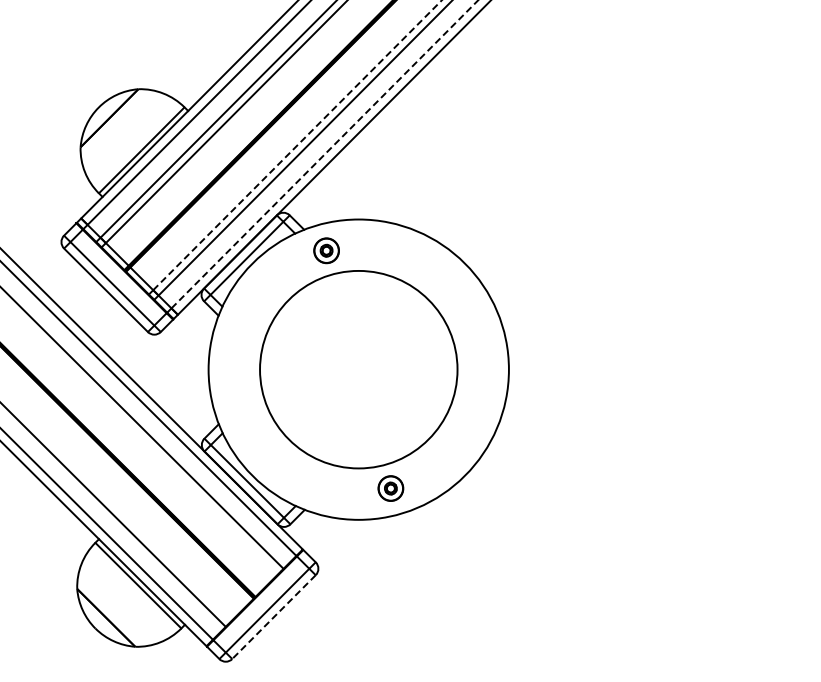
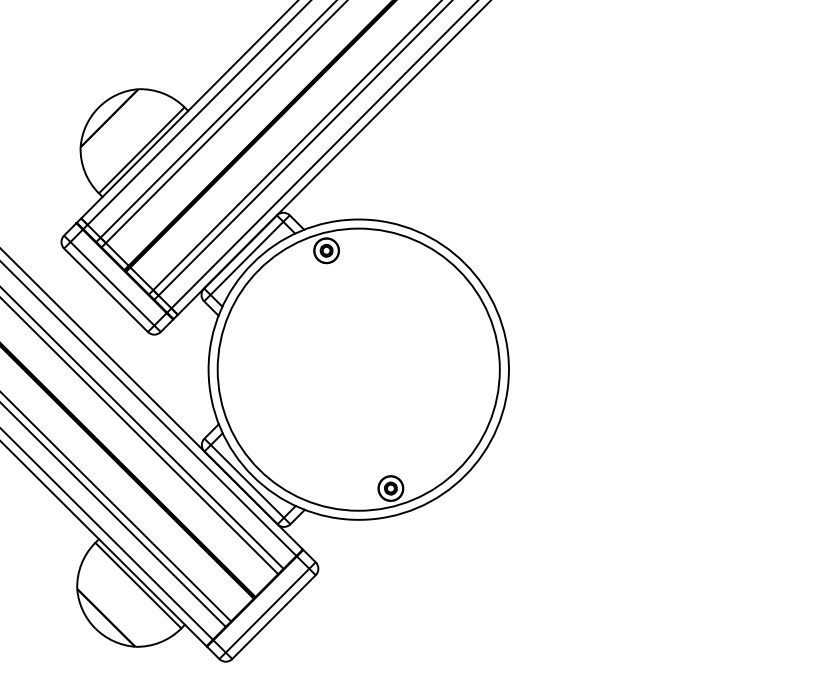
line: dashed -> solid (297, 145)
line: dashed -> solid (325, 153)
circle diameter: 197 px -> 282 px (358, 369)
line: none -> present (140, 436)
line: none -> present (116, 507)
line: dashed -> solid (273, 617)
